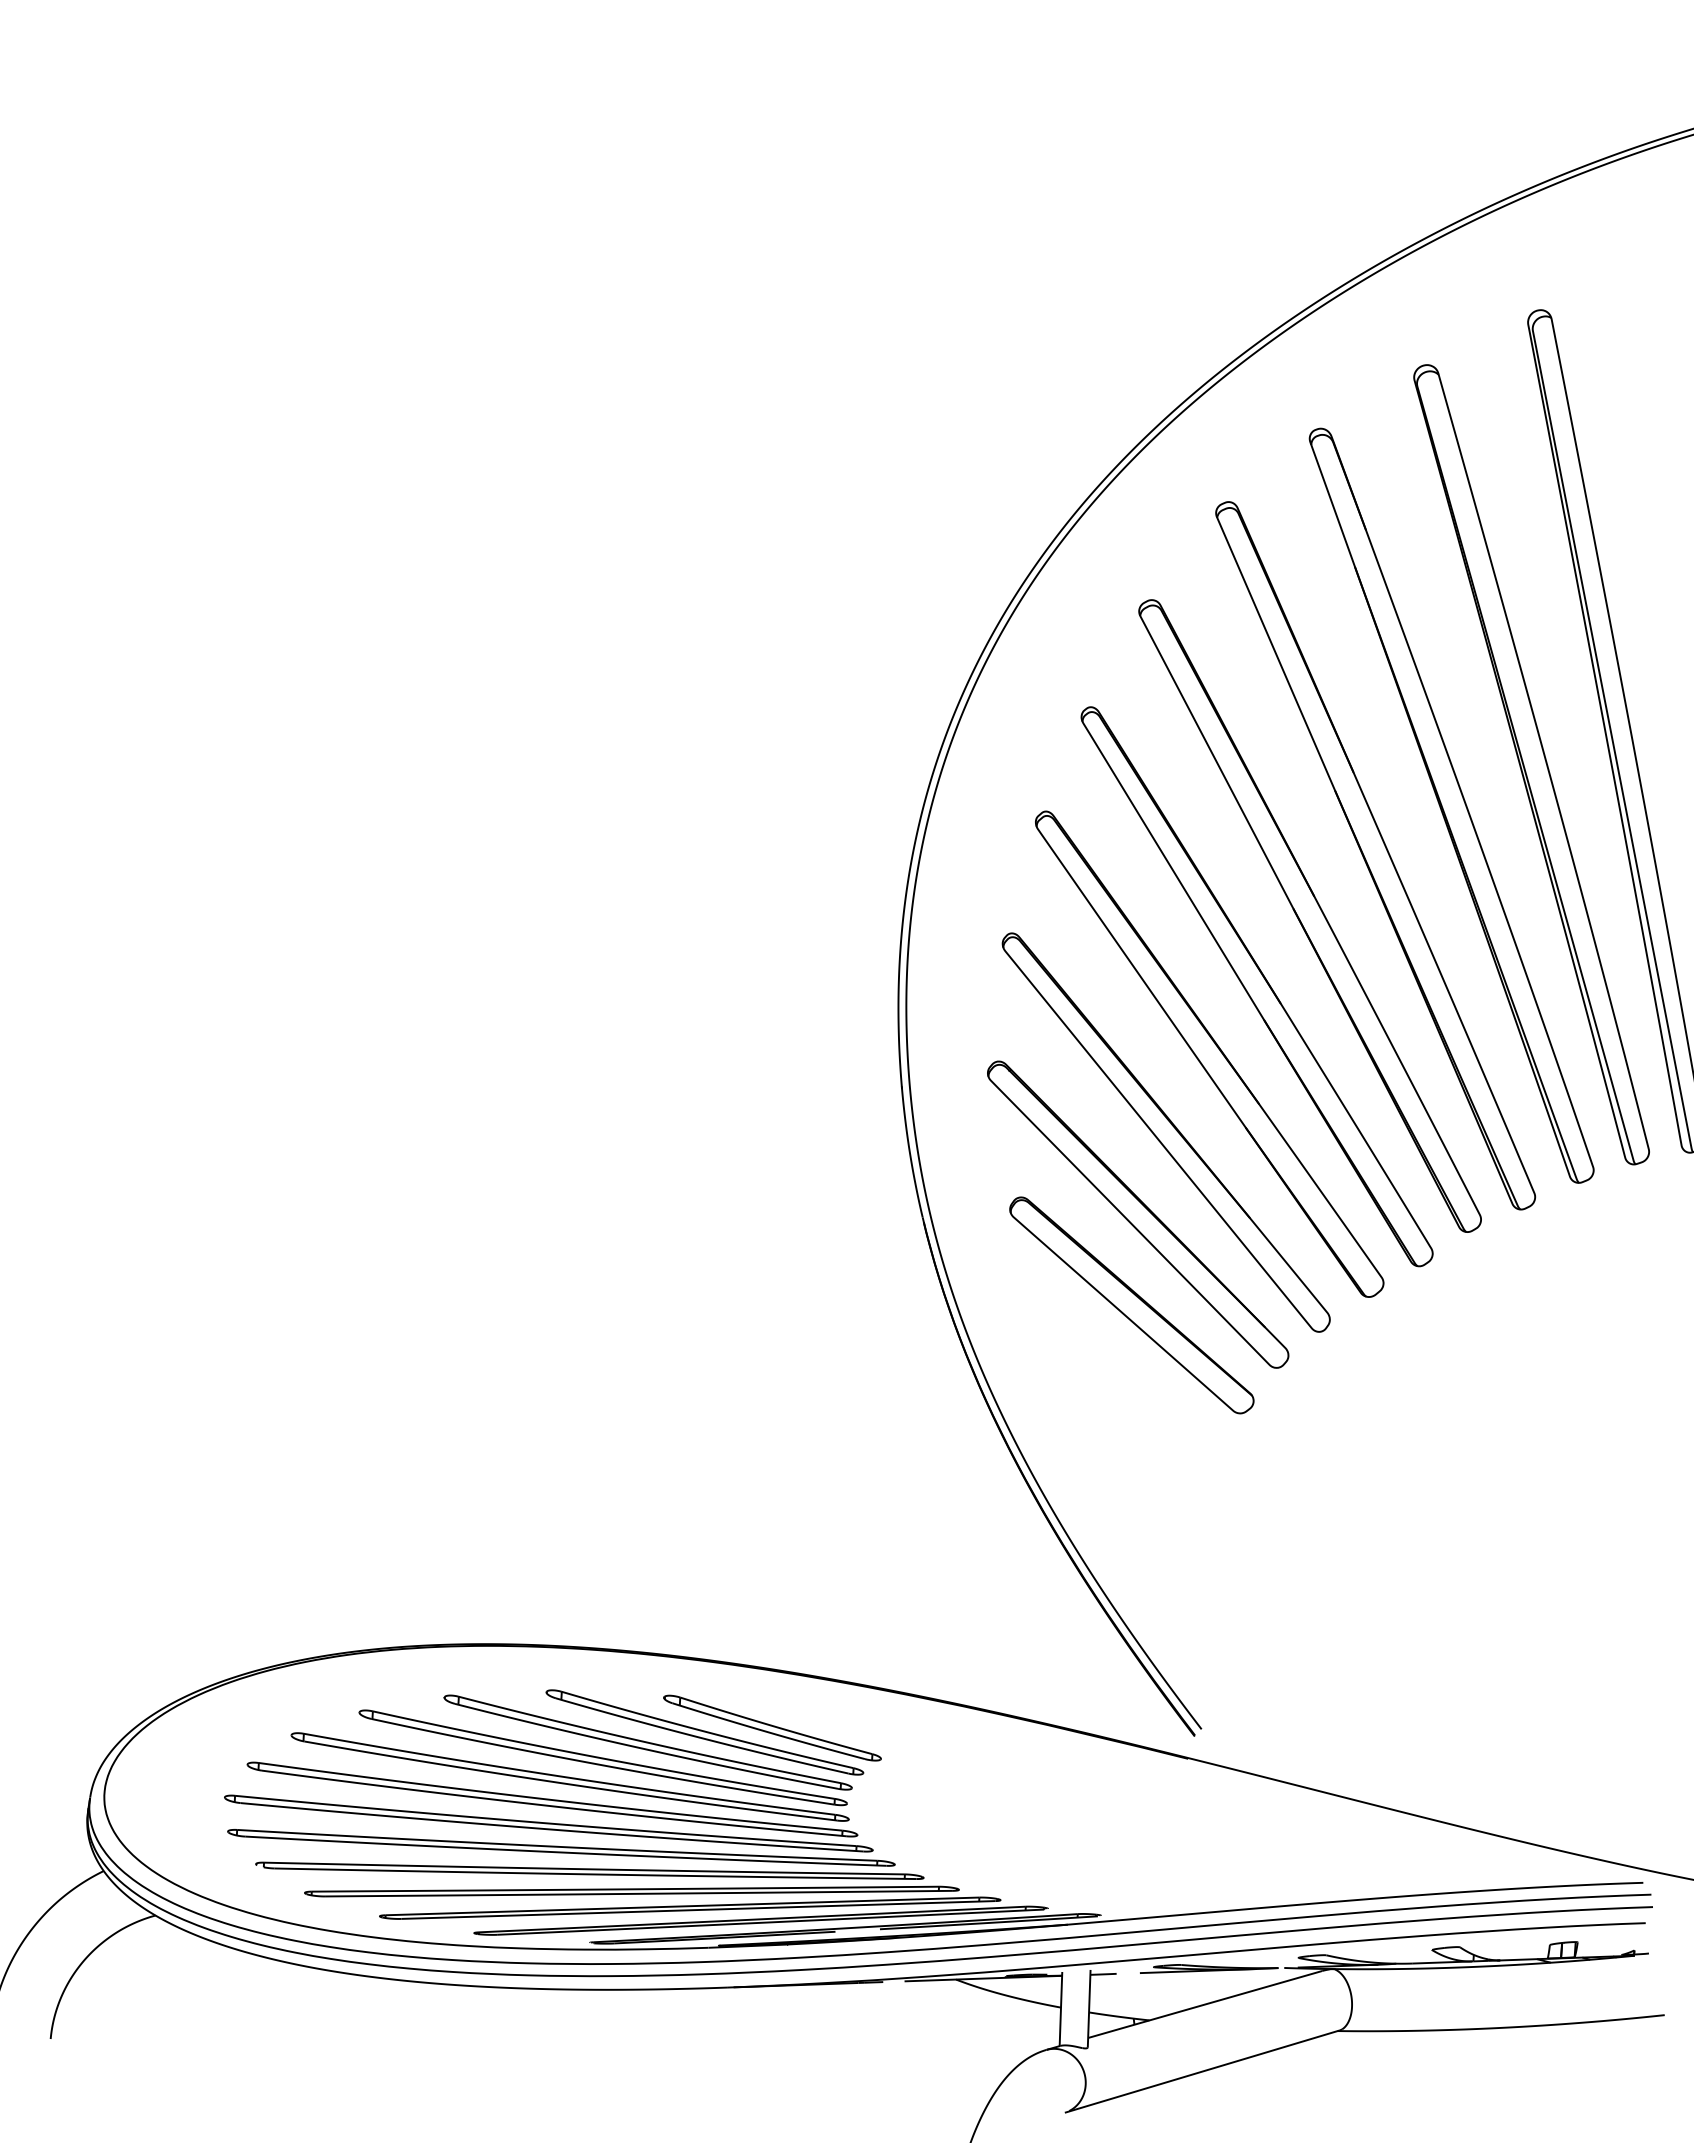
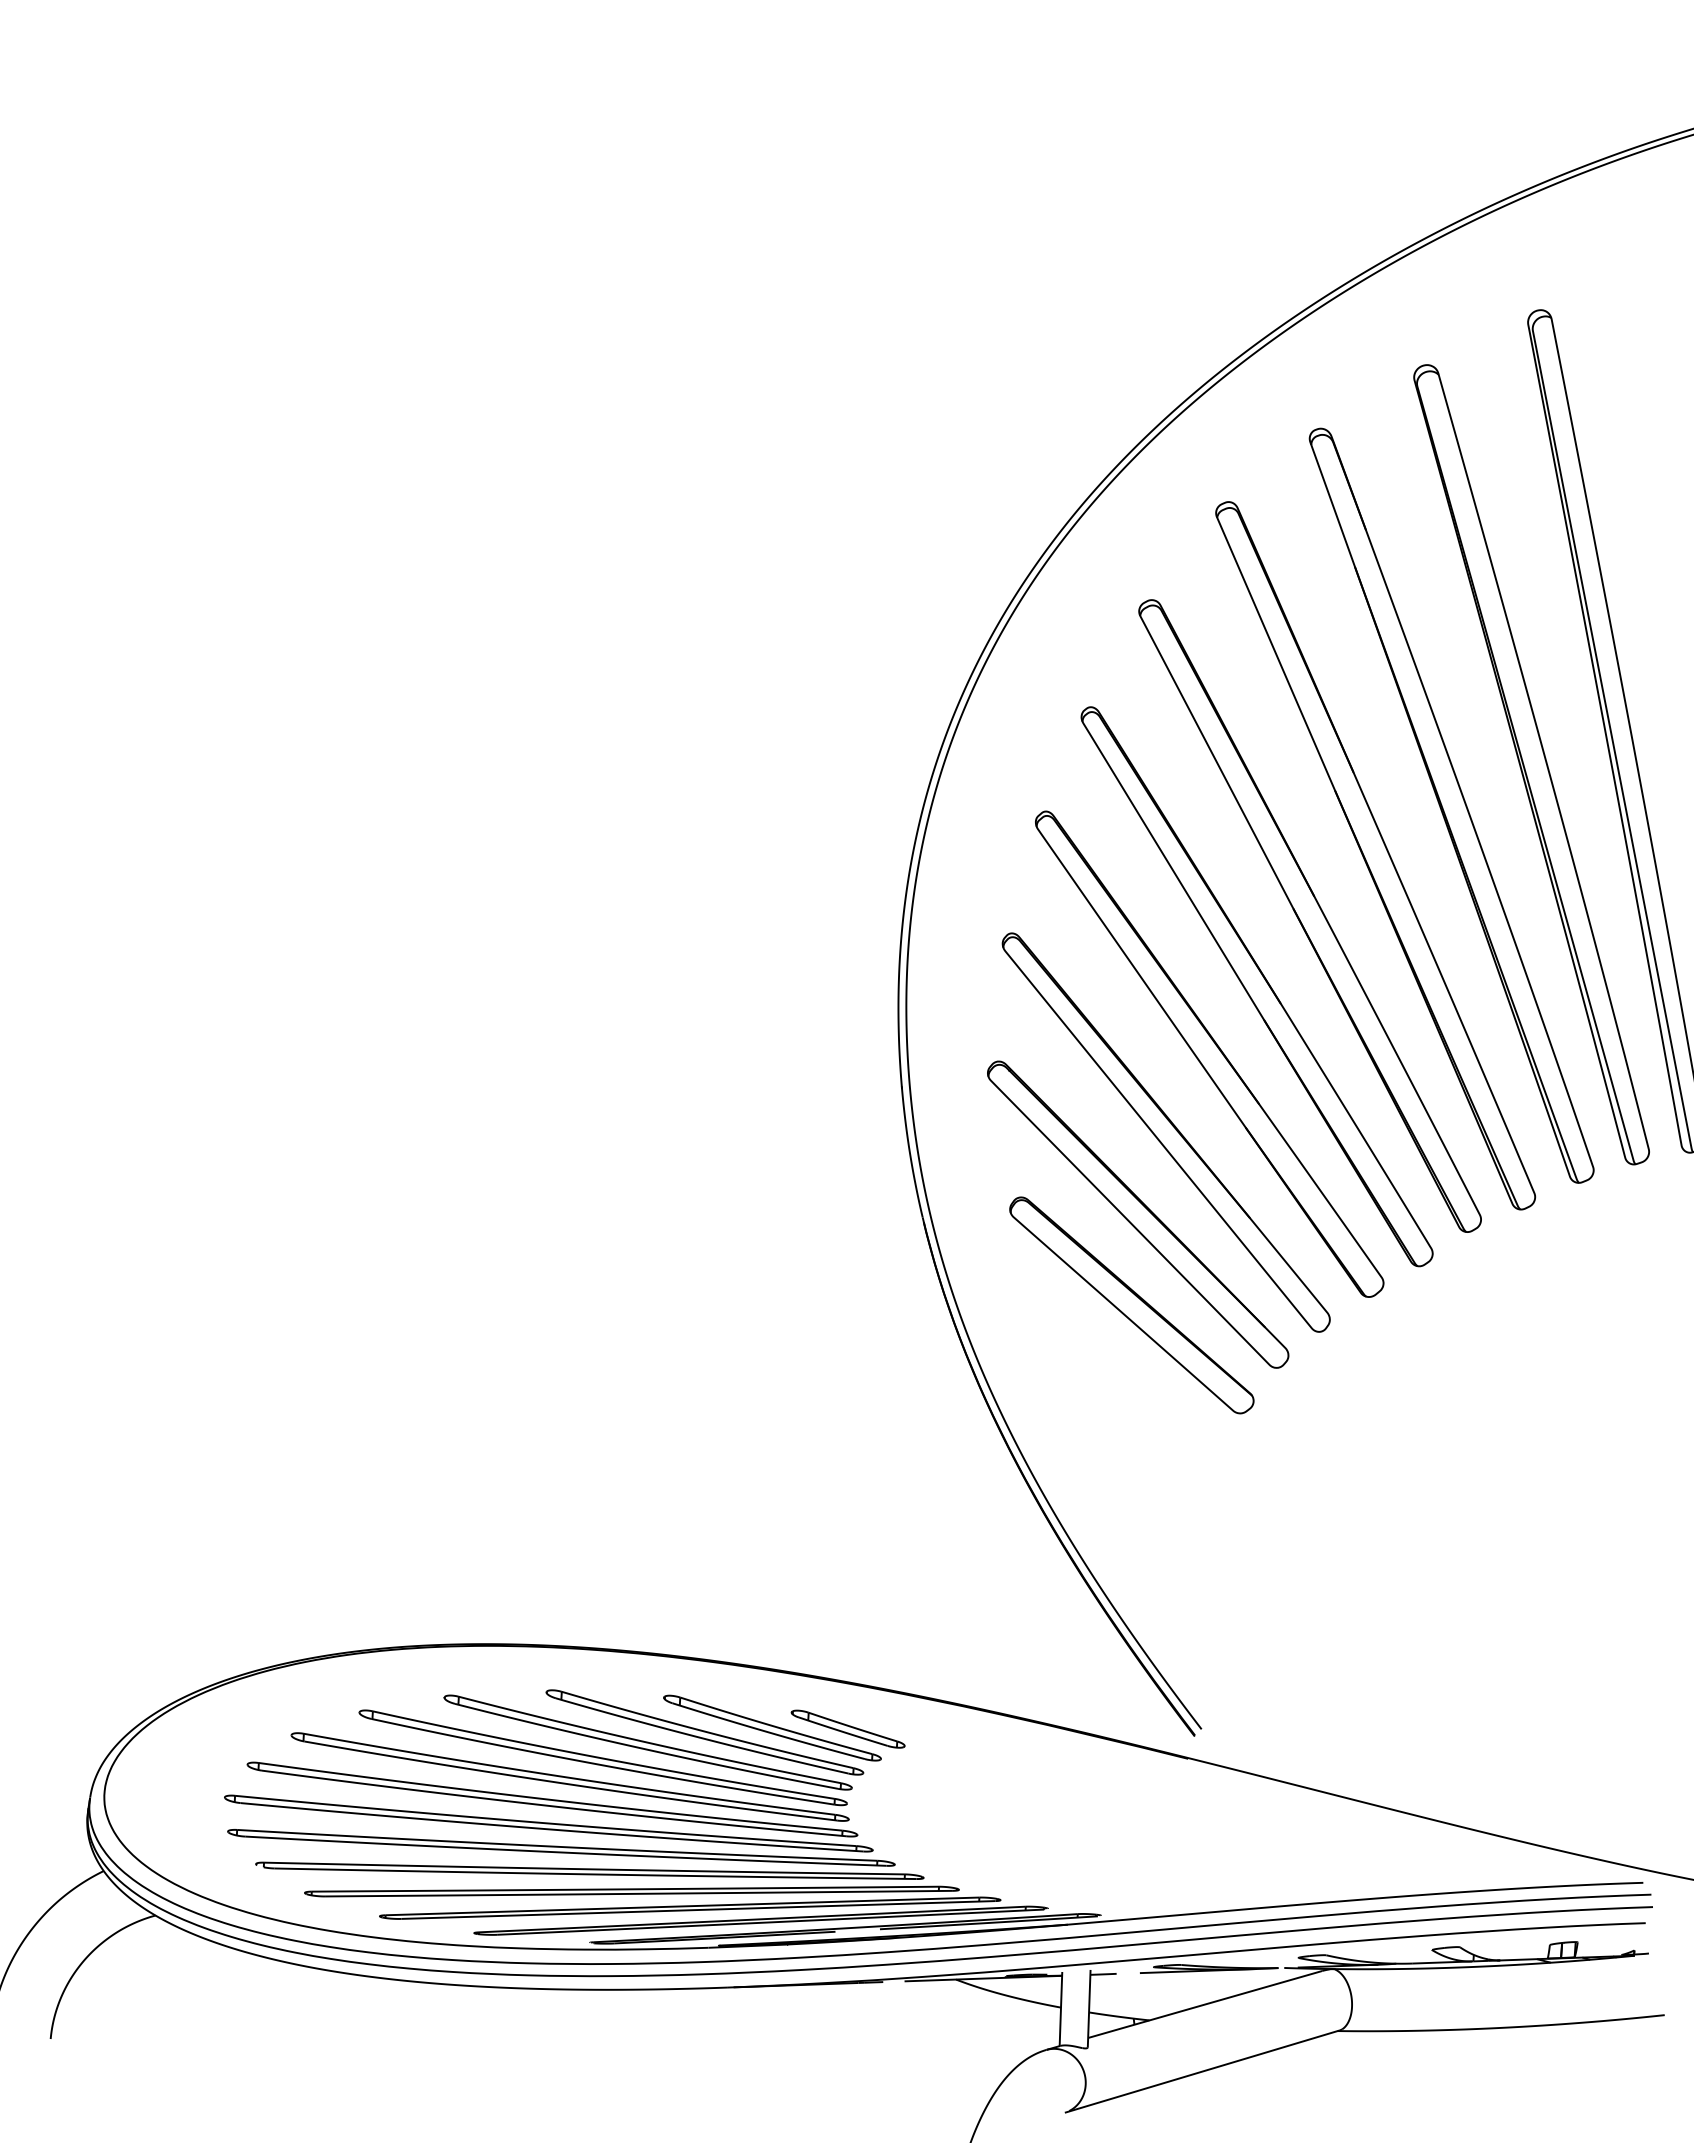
part: none -> present (847, 1728)
